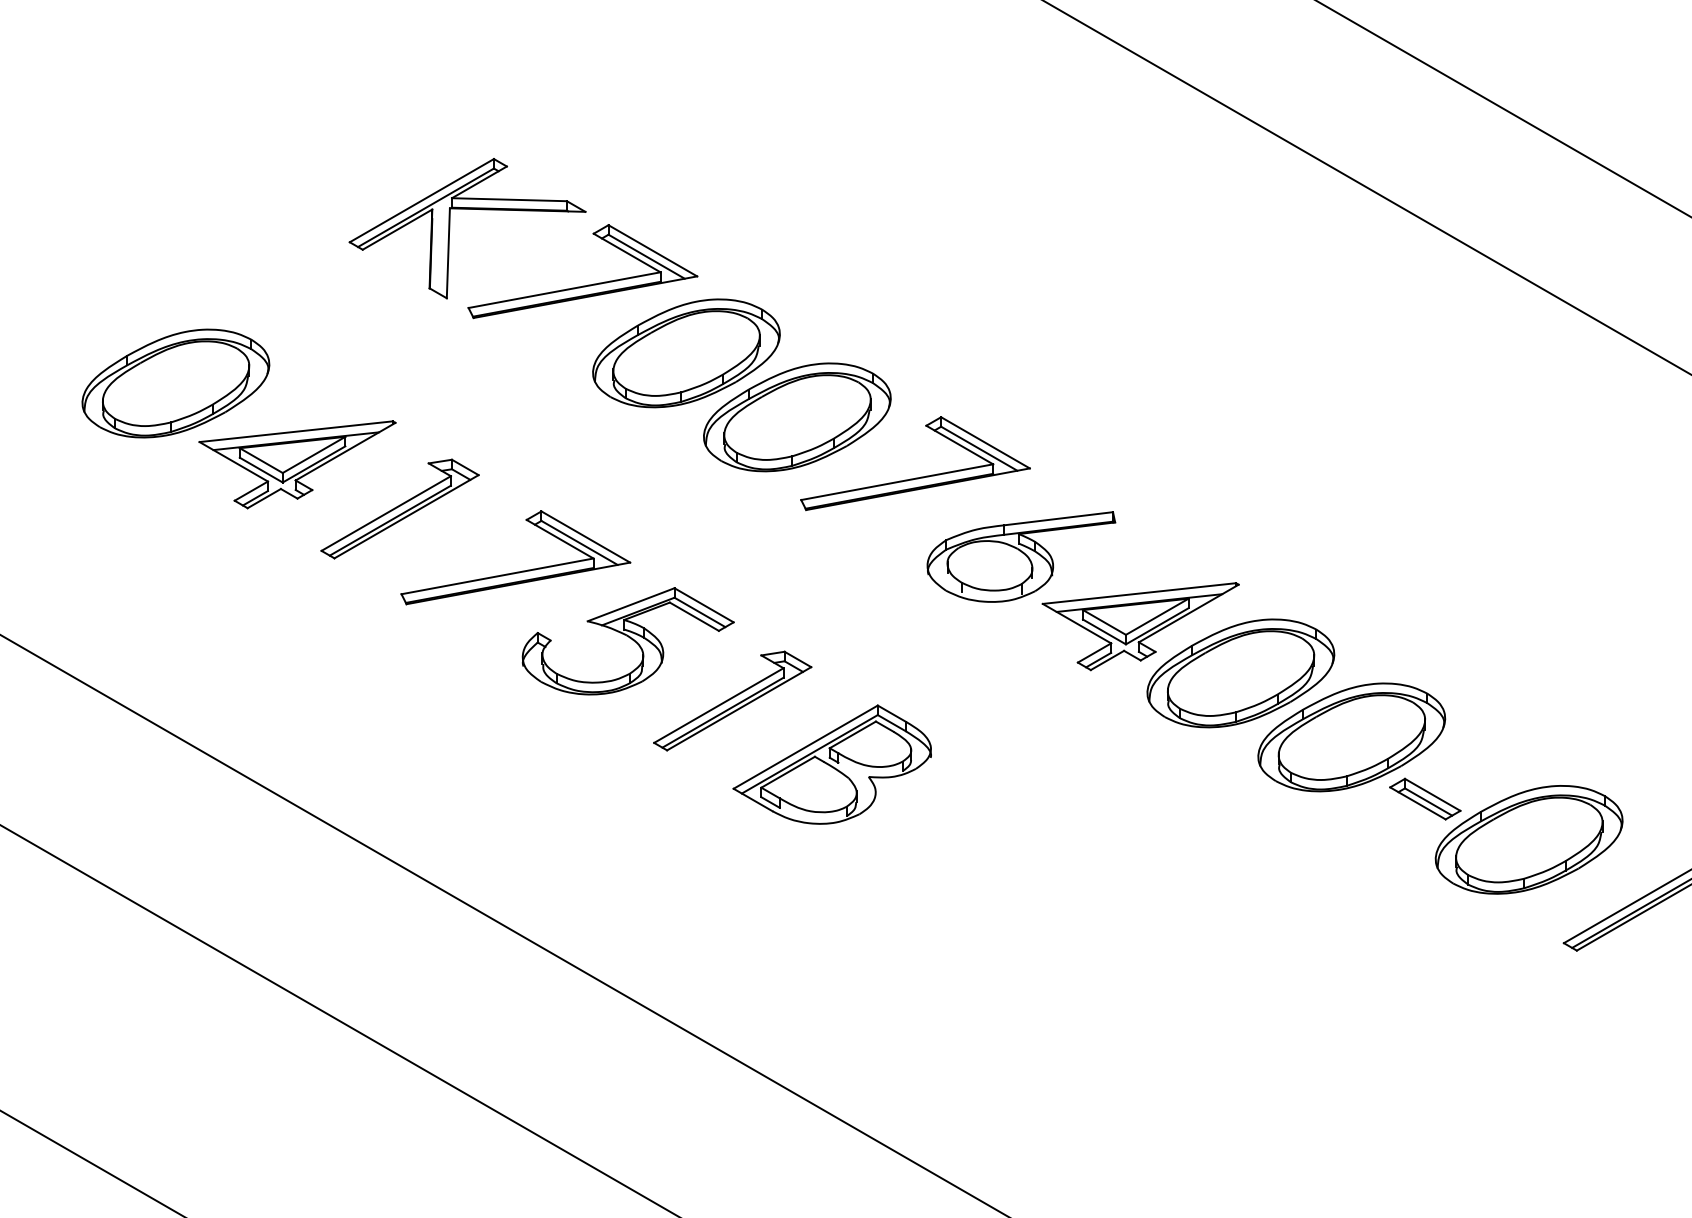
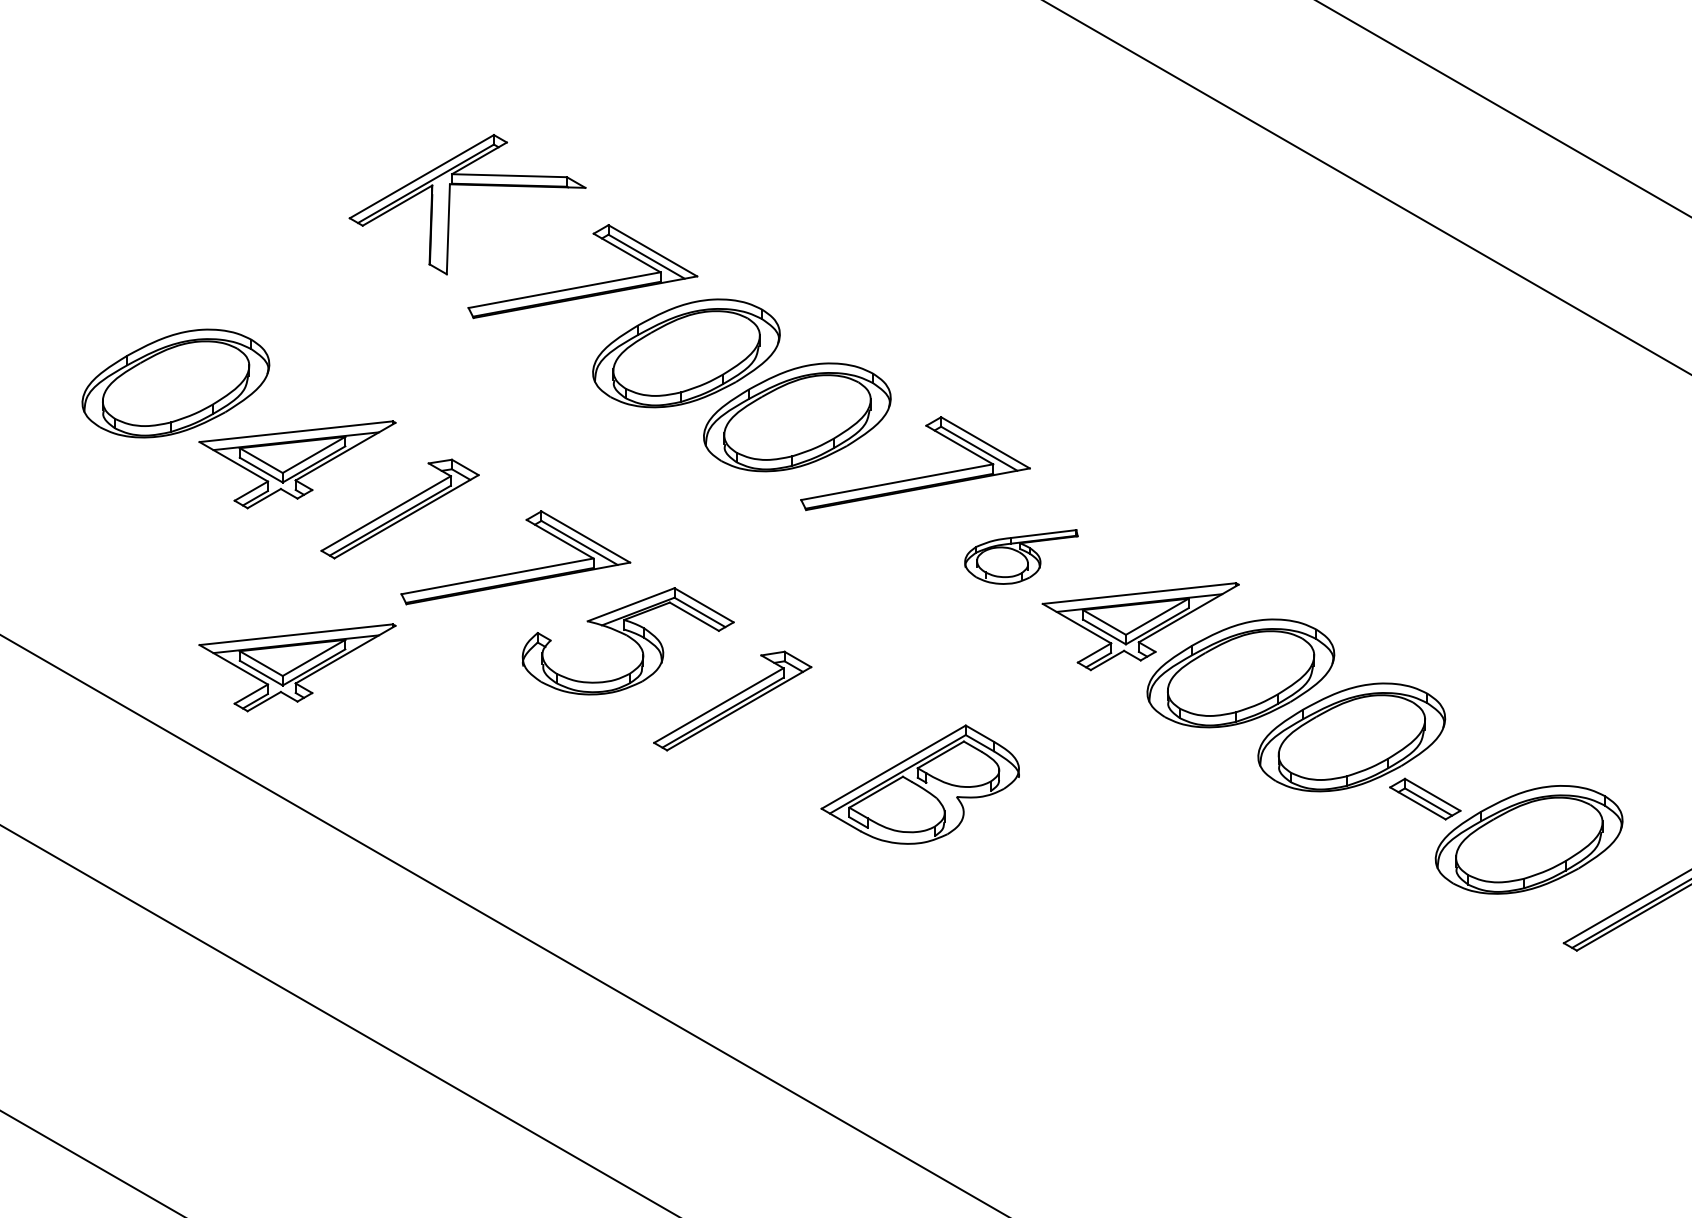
part position: (450, 228) -> (450, 204) (450, 204)
part size: 191x92 px -> 115x56 px (1021, 556)
part: none -> present (297, 667)
part position: (831, 764) -> (919, 784) (919, 784)
